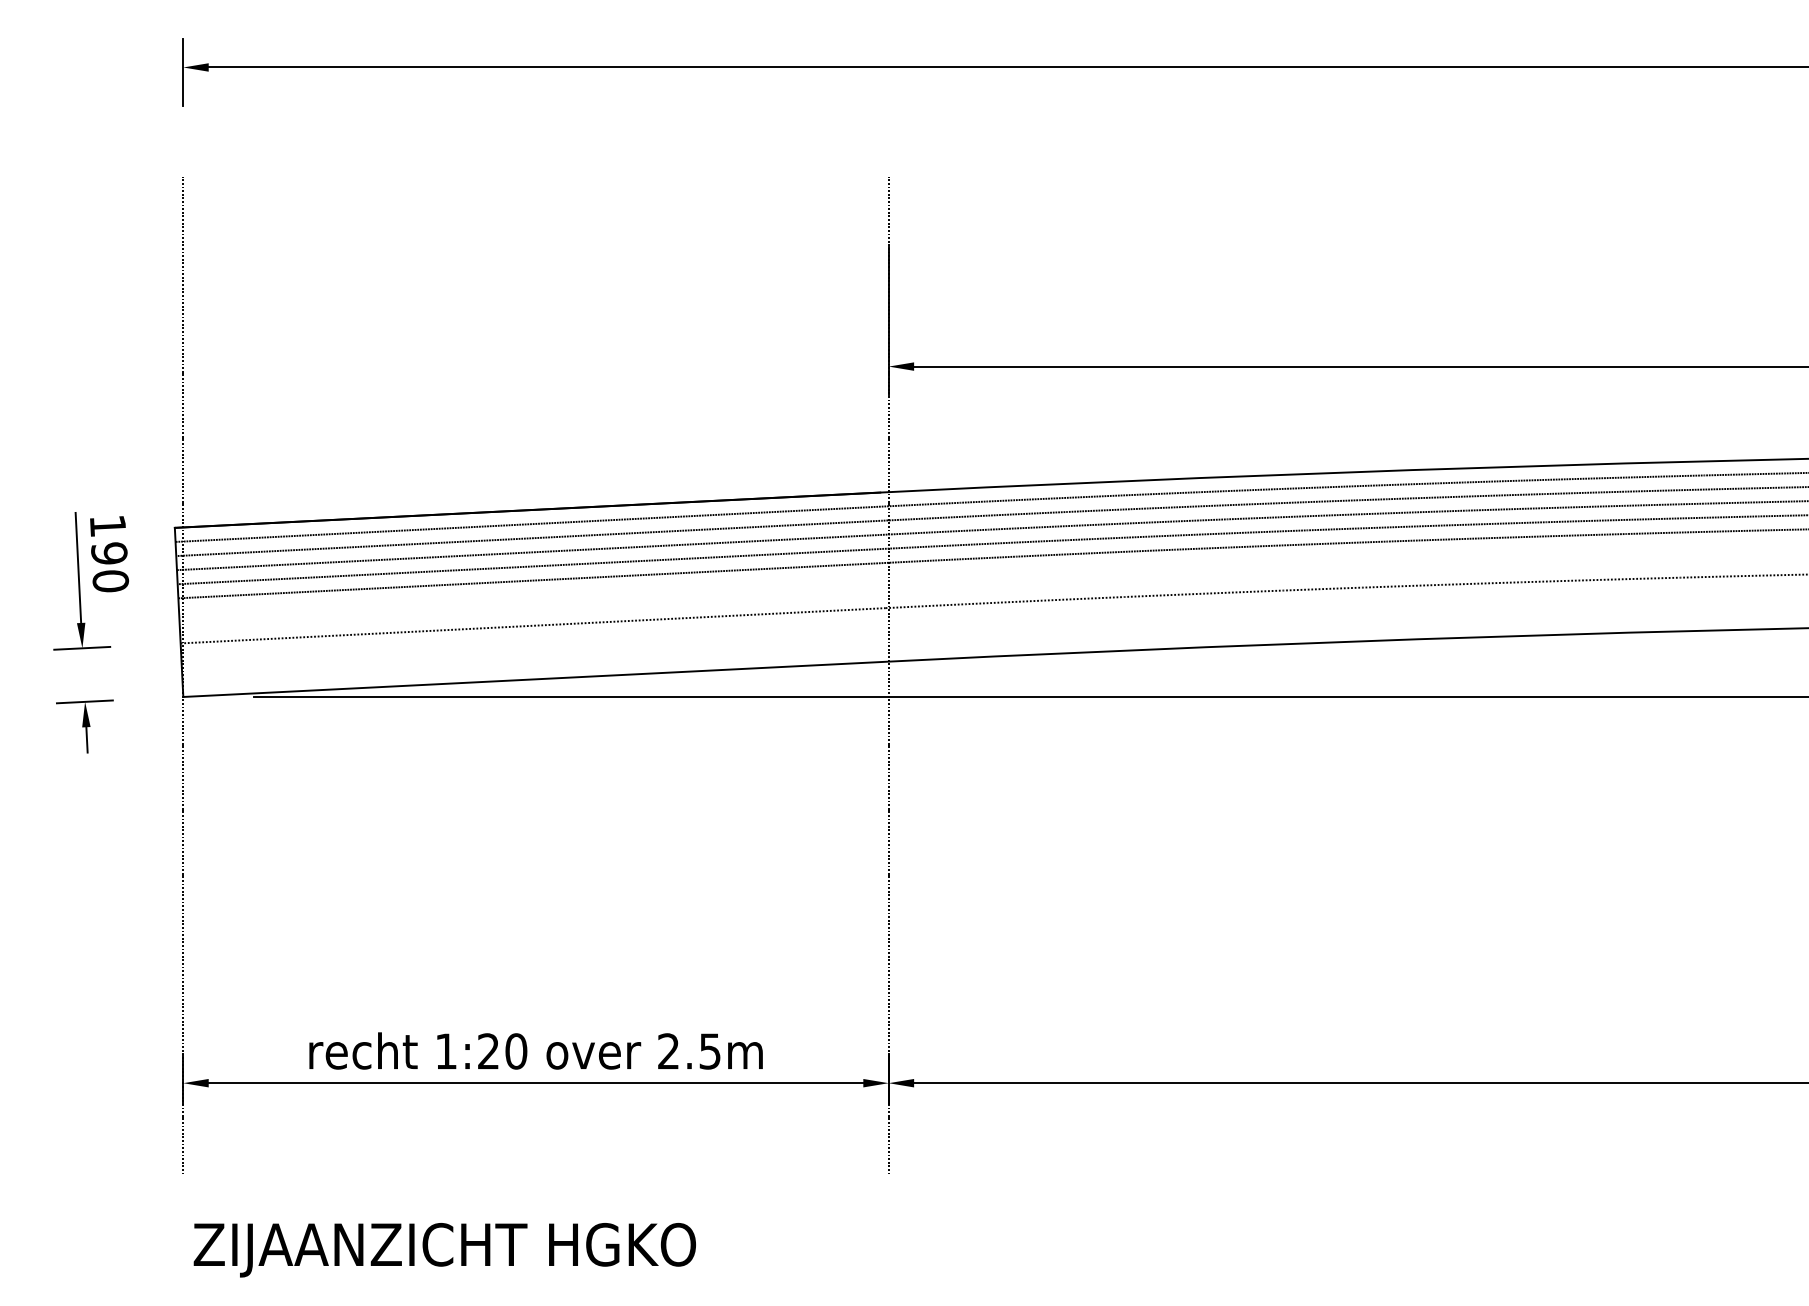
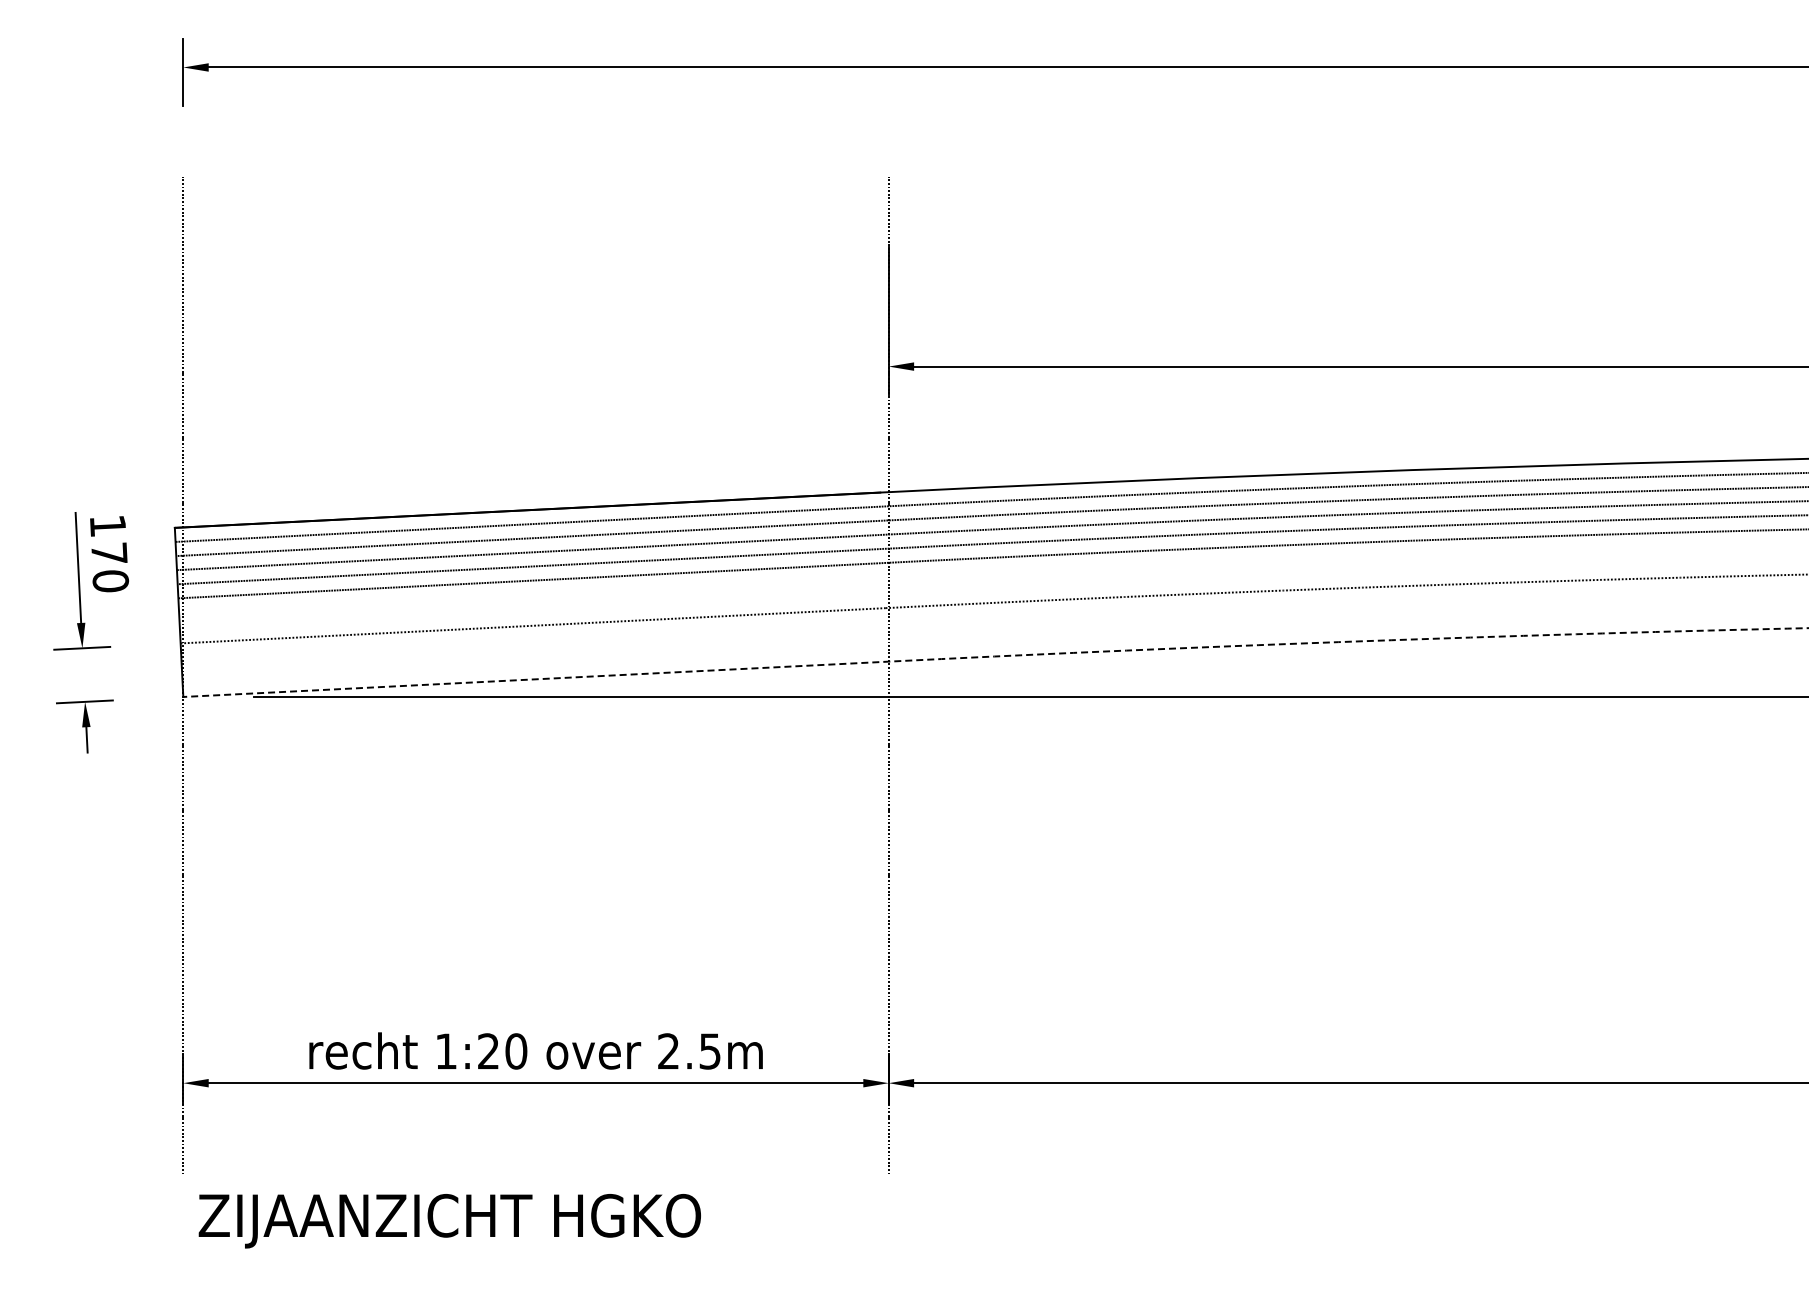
text: 190 -> 170 (109, 553)
line: solid -> dashed (998, 656)
text position: (444, 1250) -> (449, 1221) (449, 1221)
